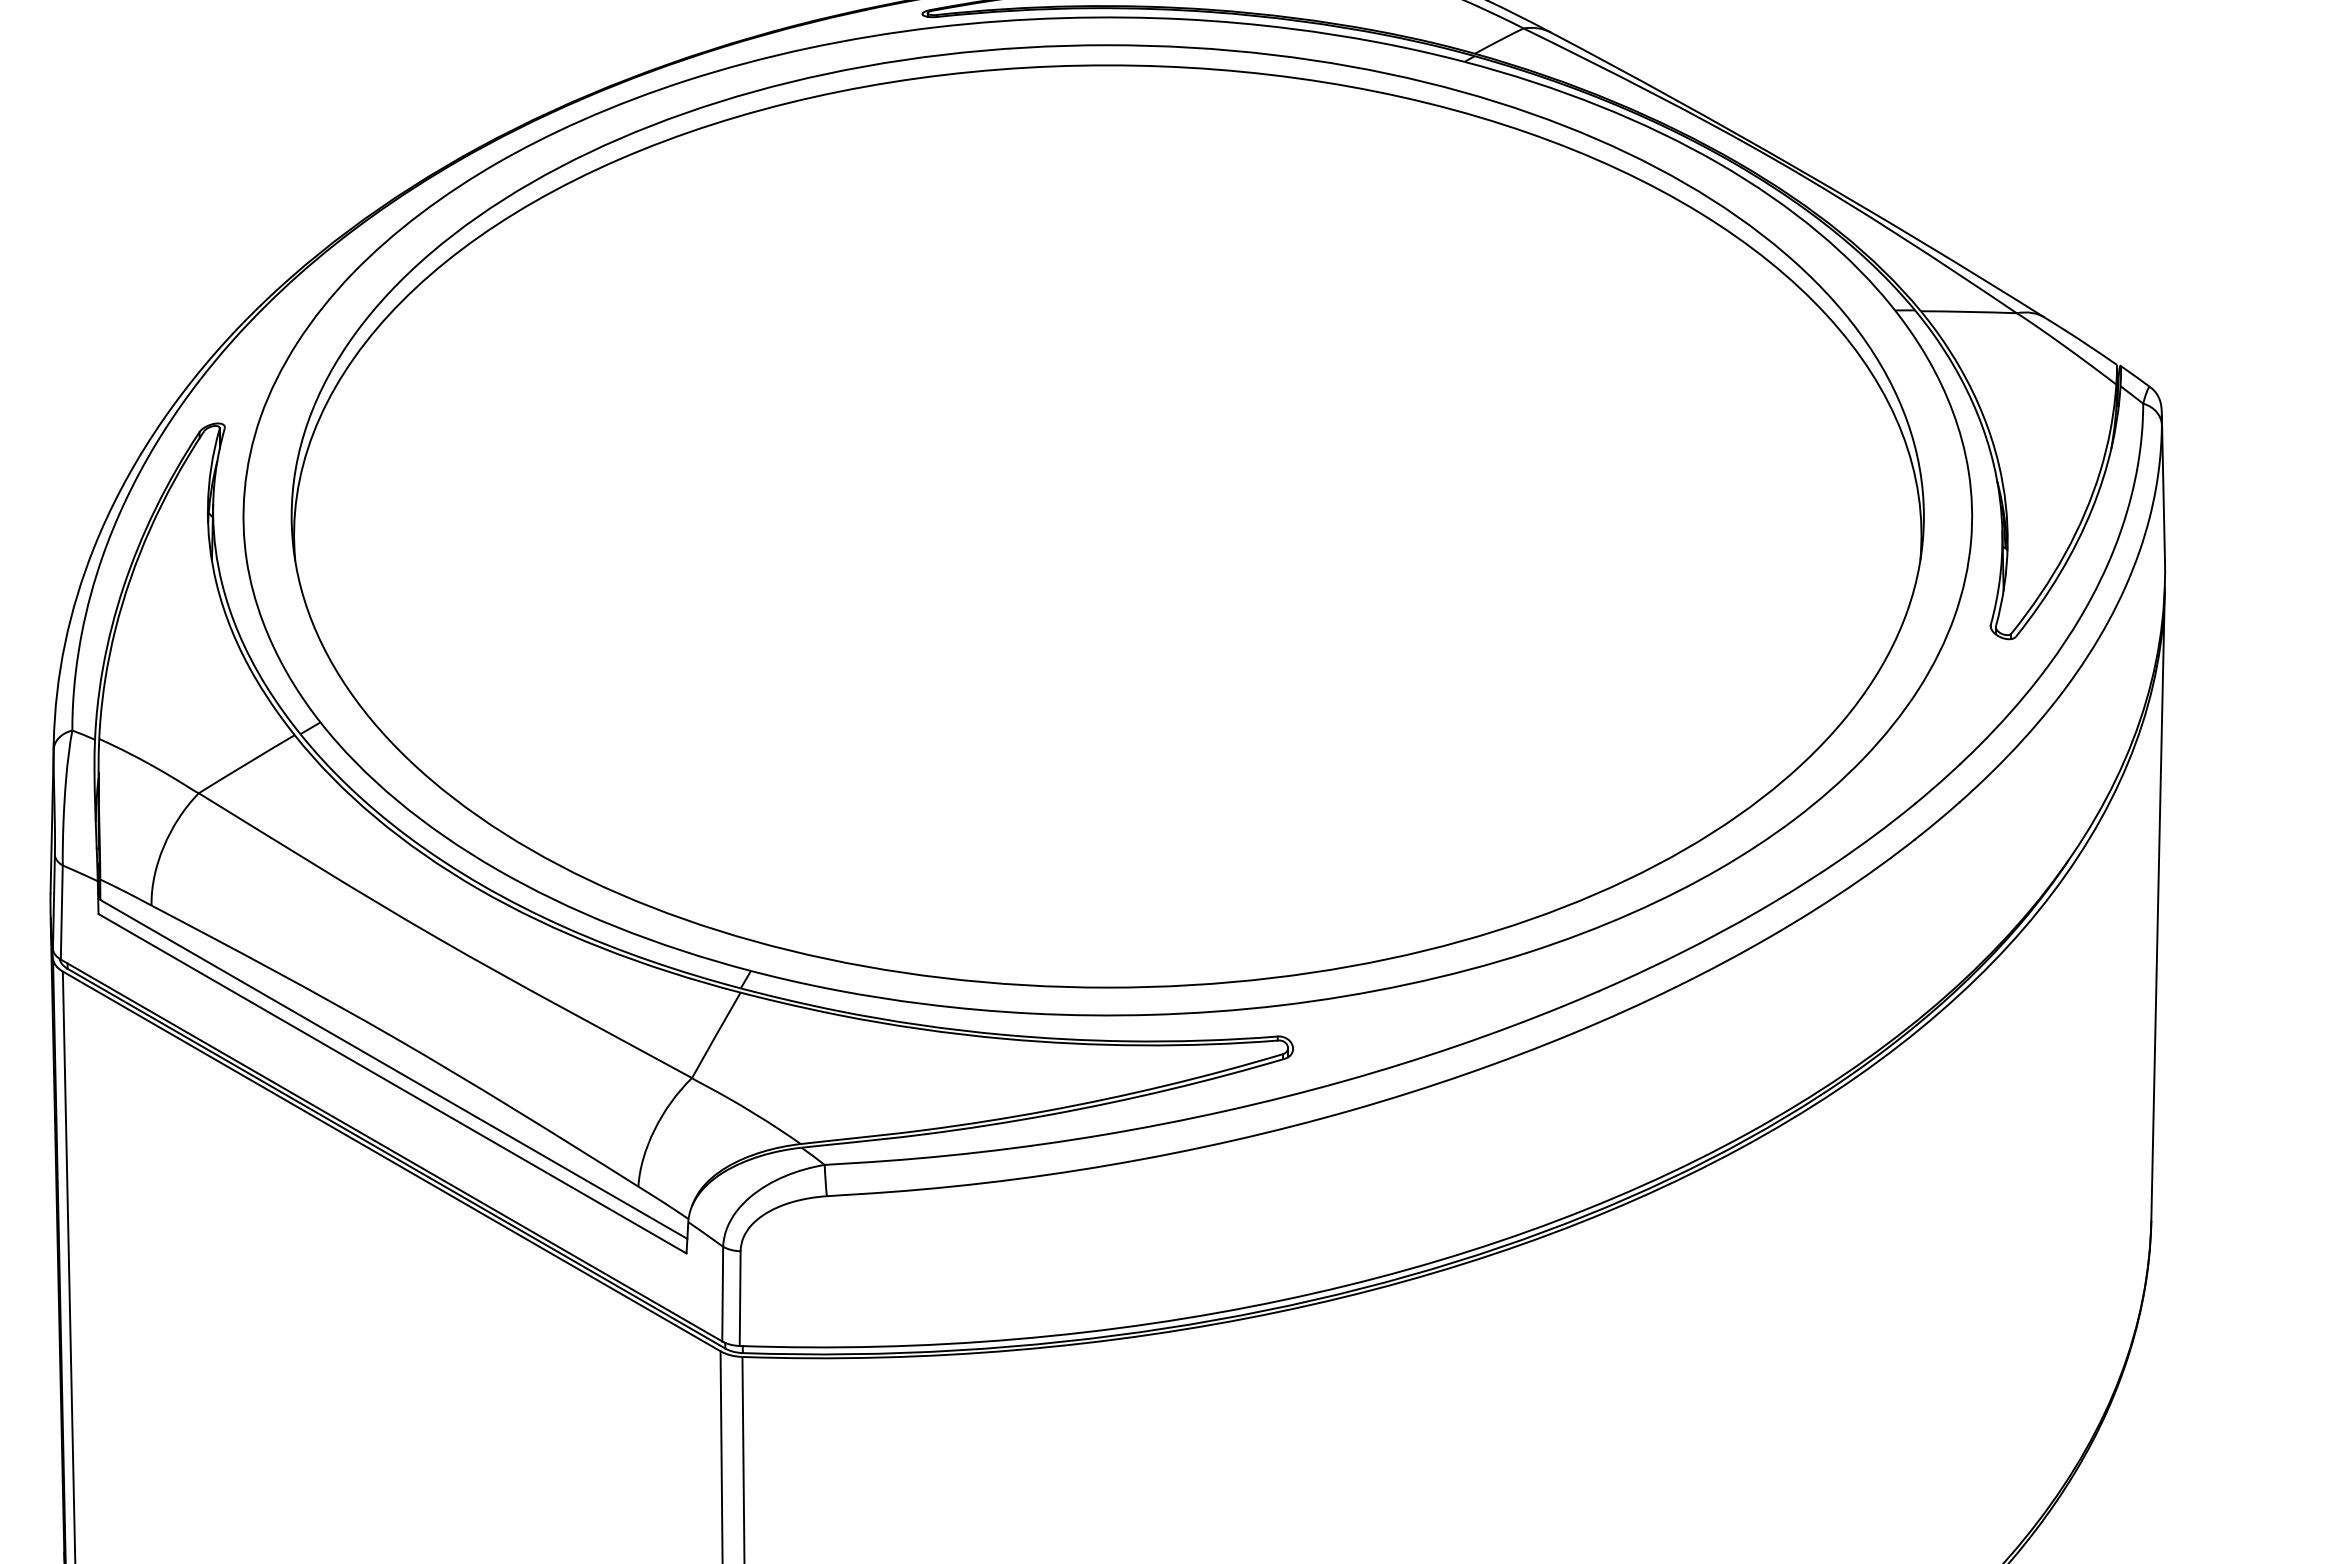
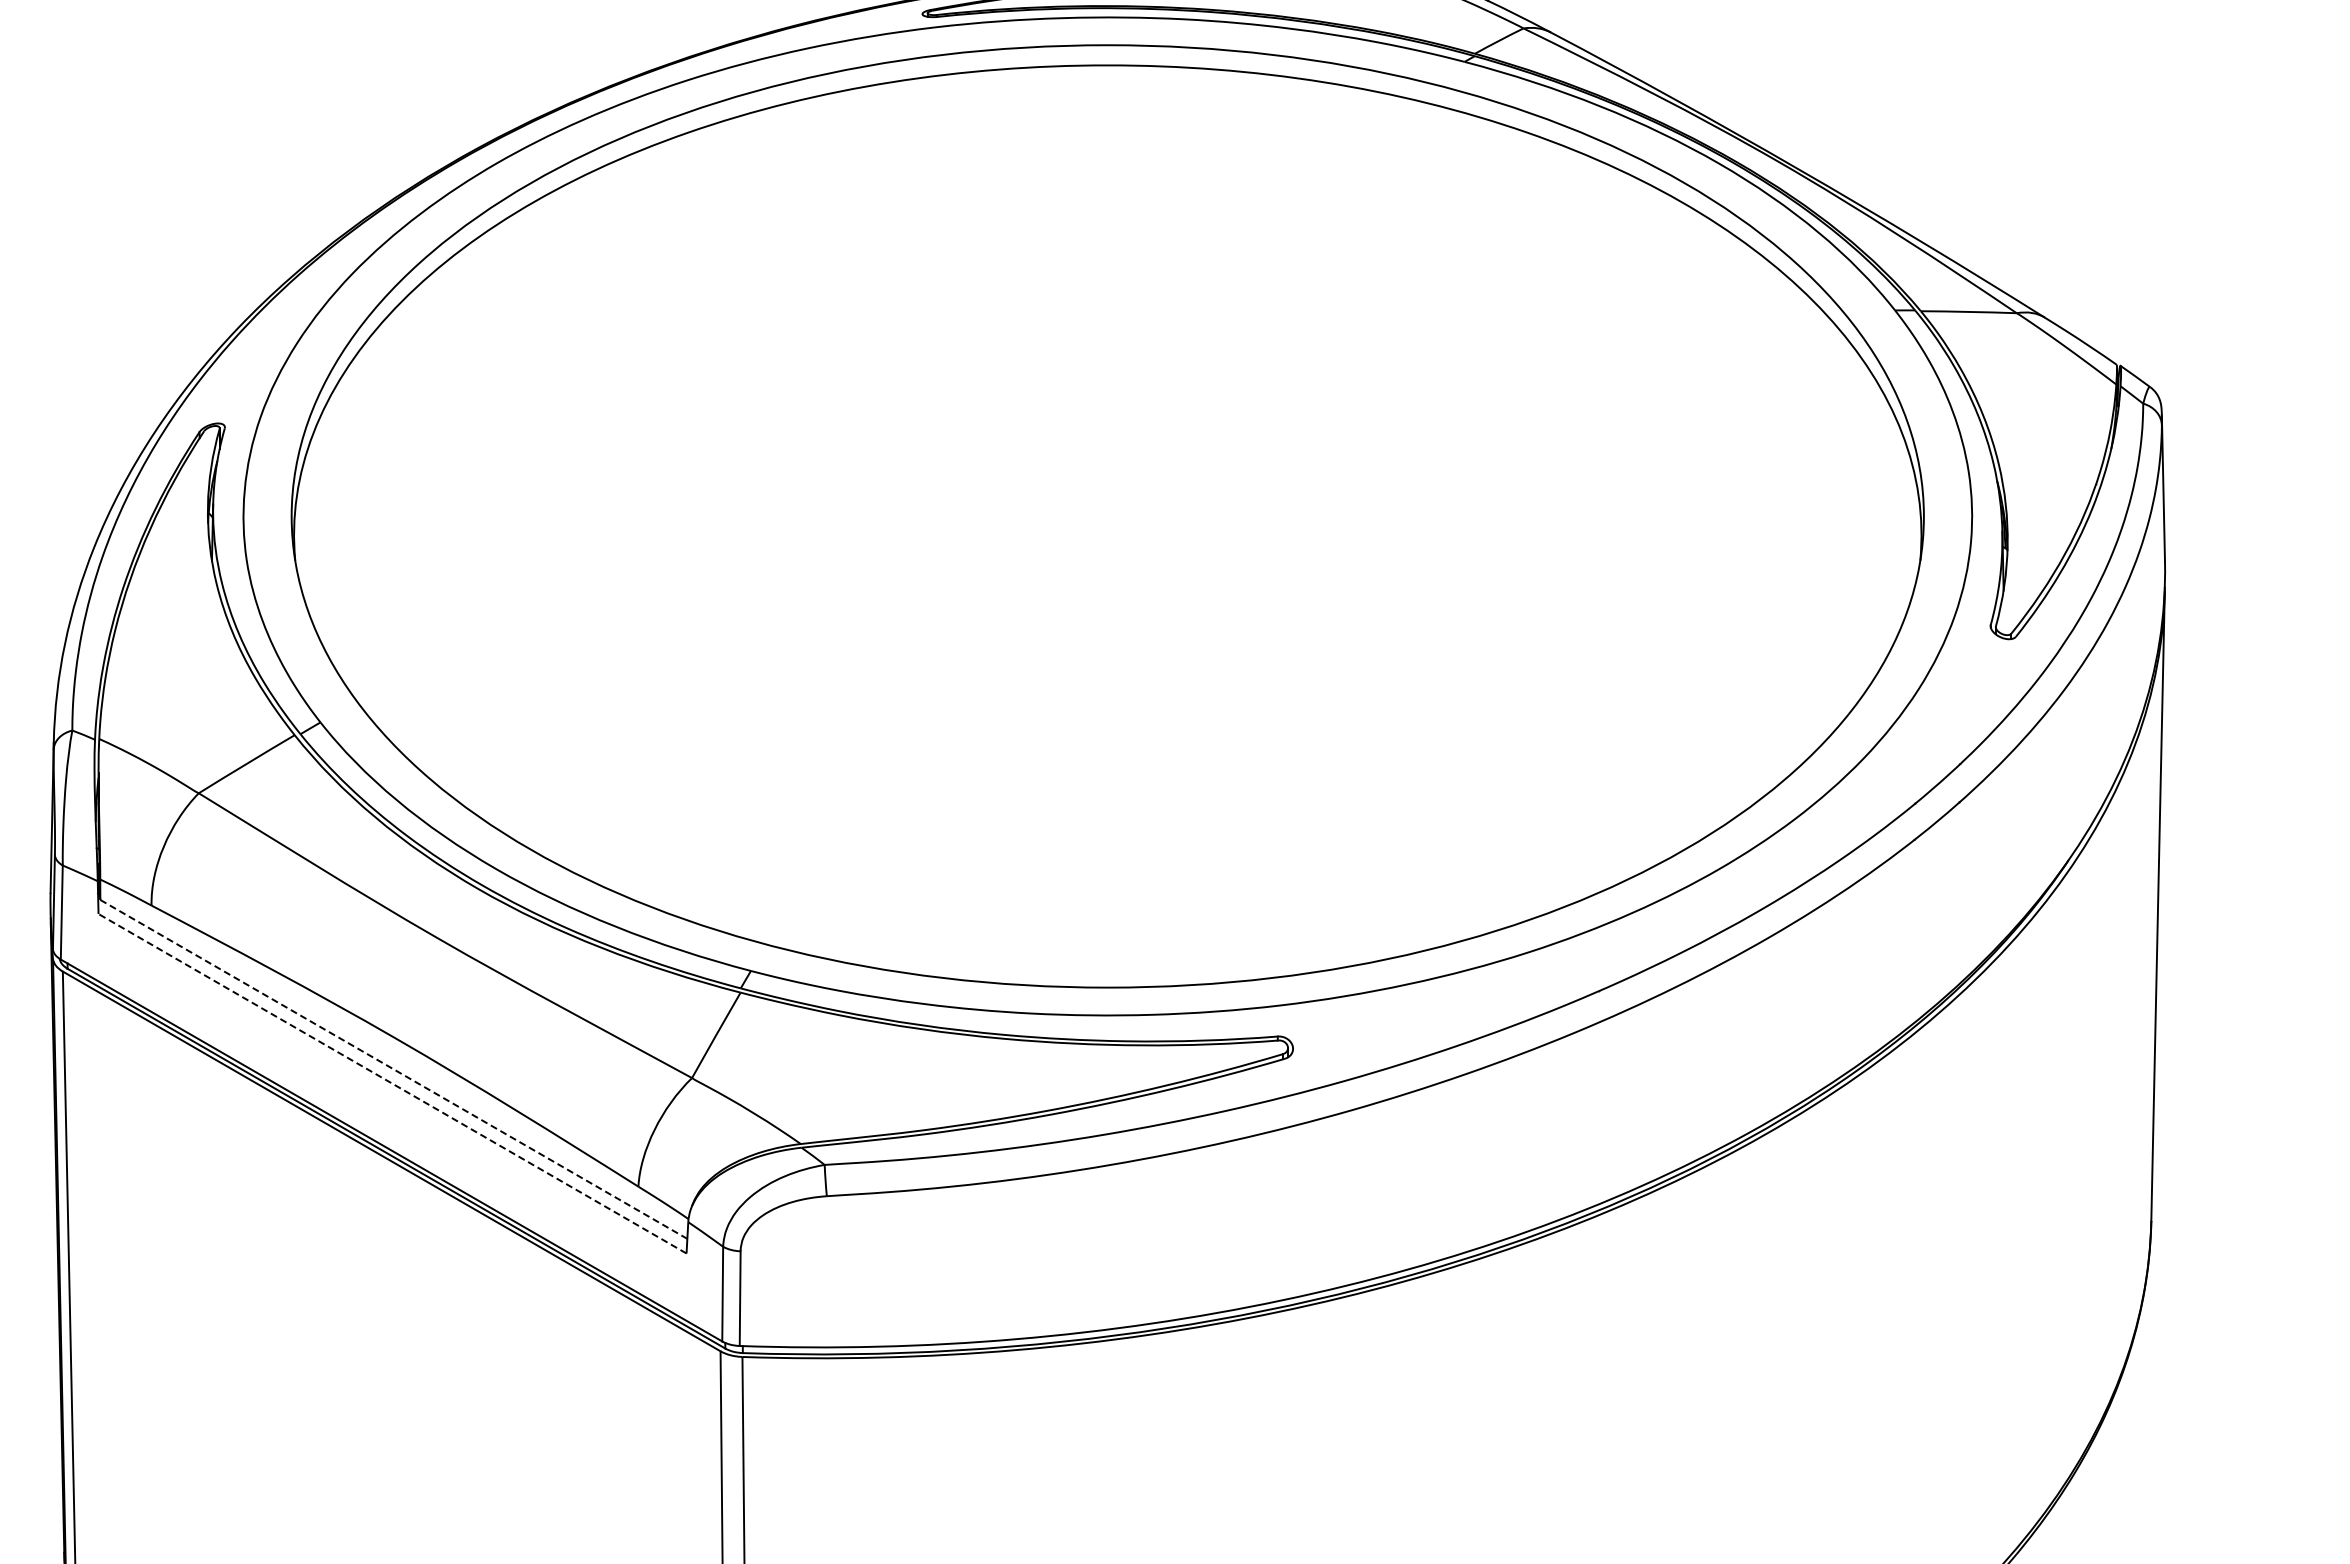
line: solid -> dashed (393, 1069)
line: solid -> dashed (392, 1083)
